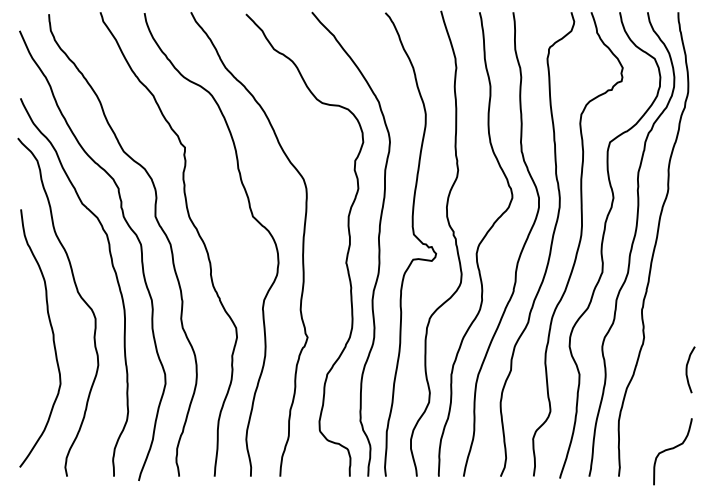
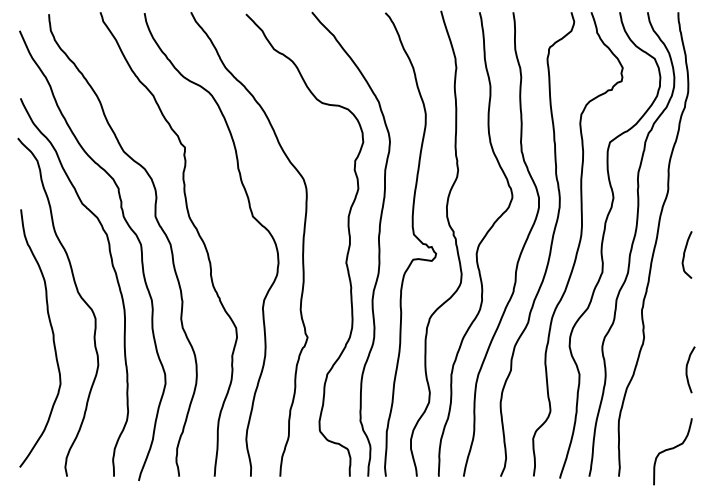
curve: none -> present (685, 253)
